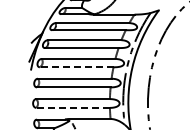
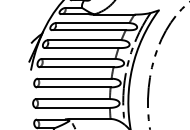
line: dashed -> solid (76, 67)
line: dashed -> solid (73, 107)
